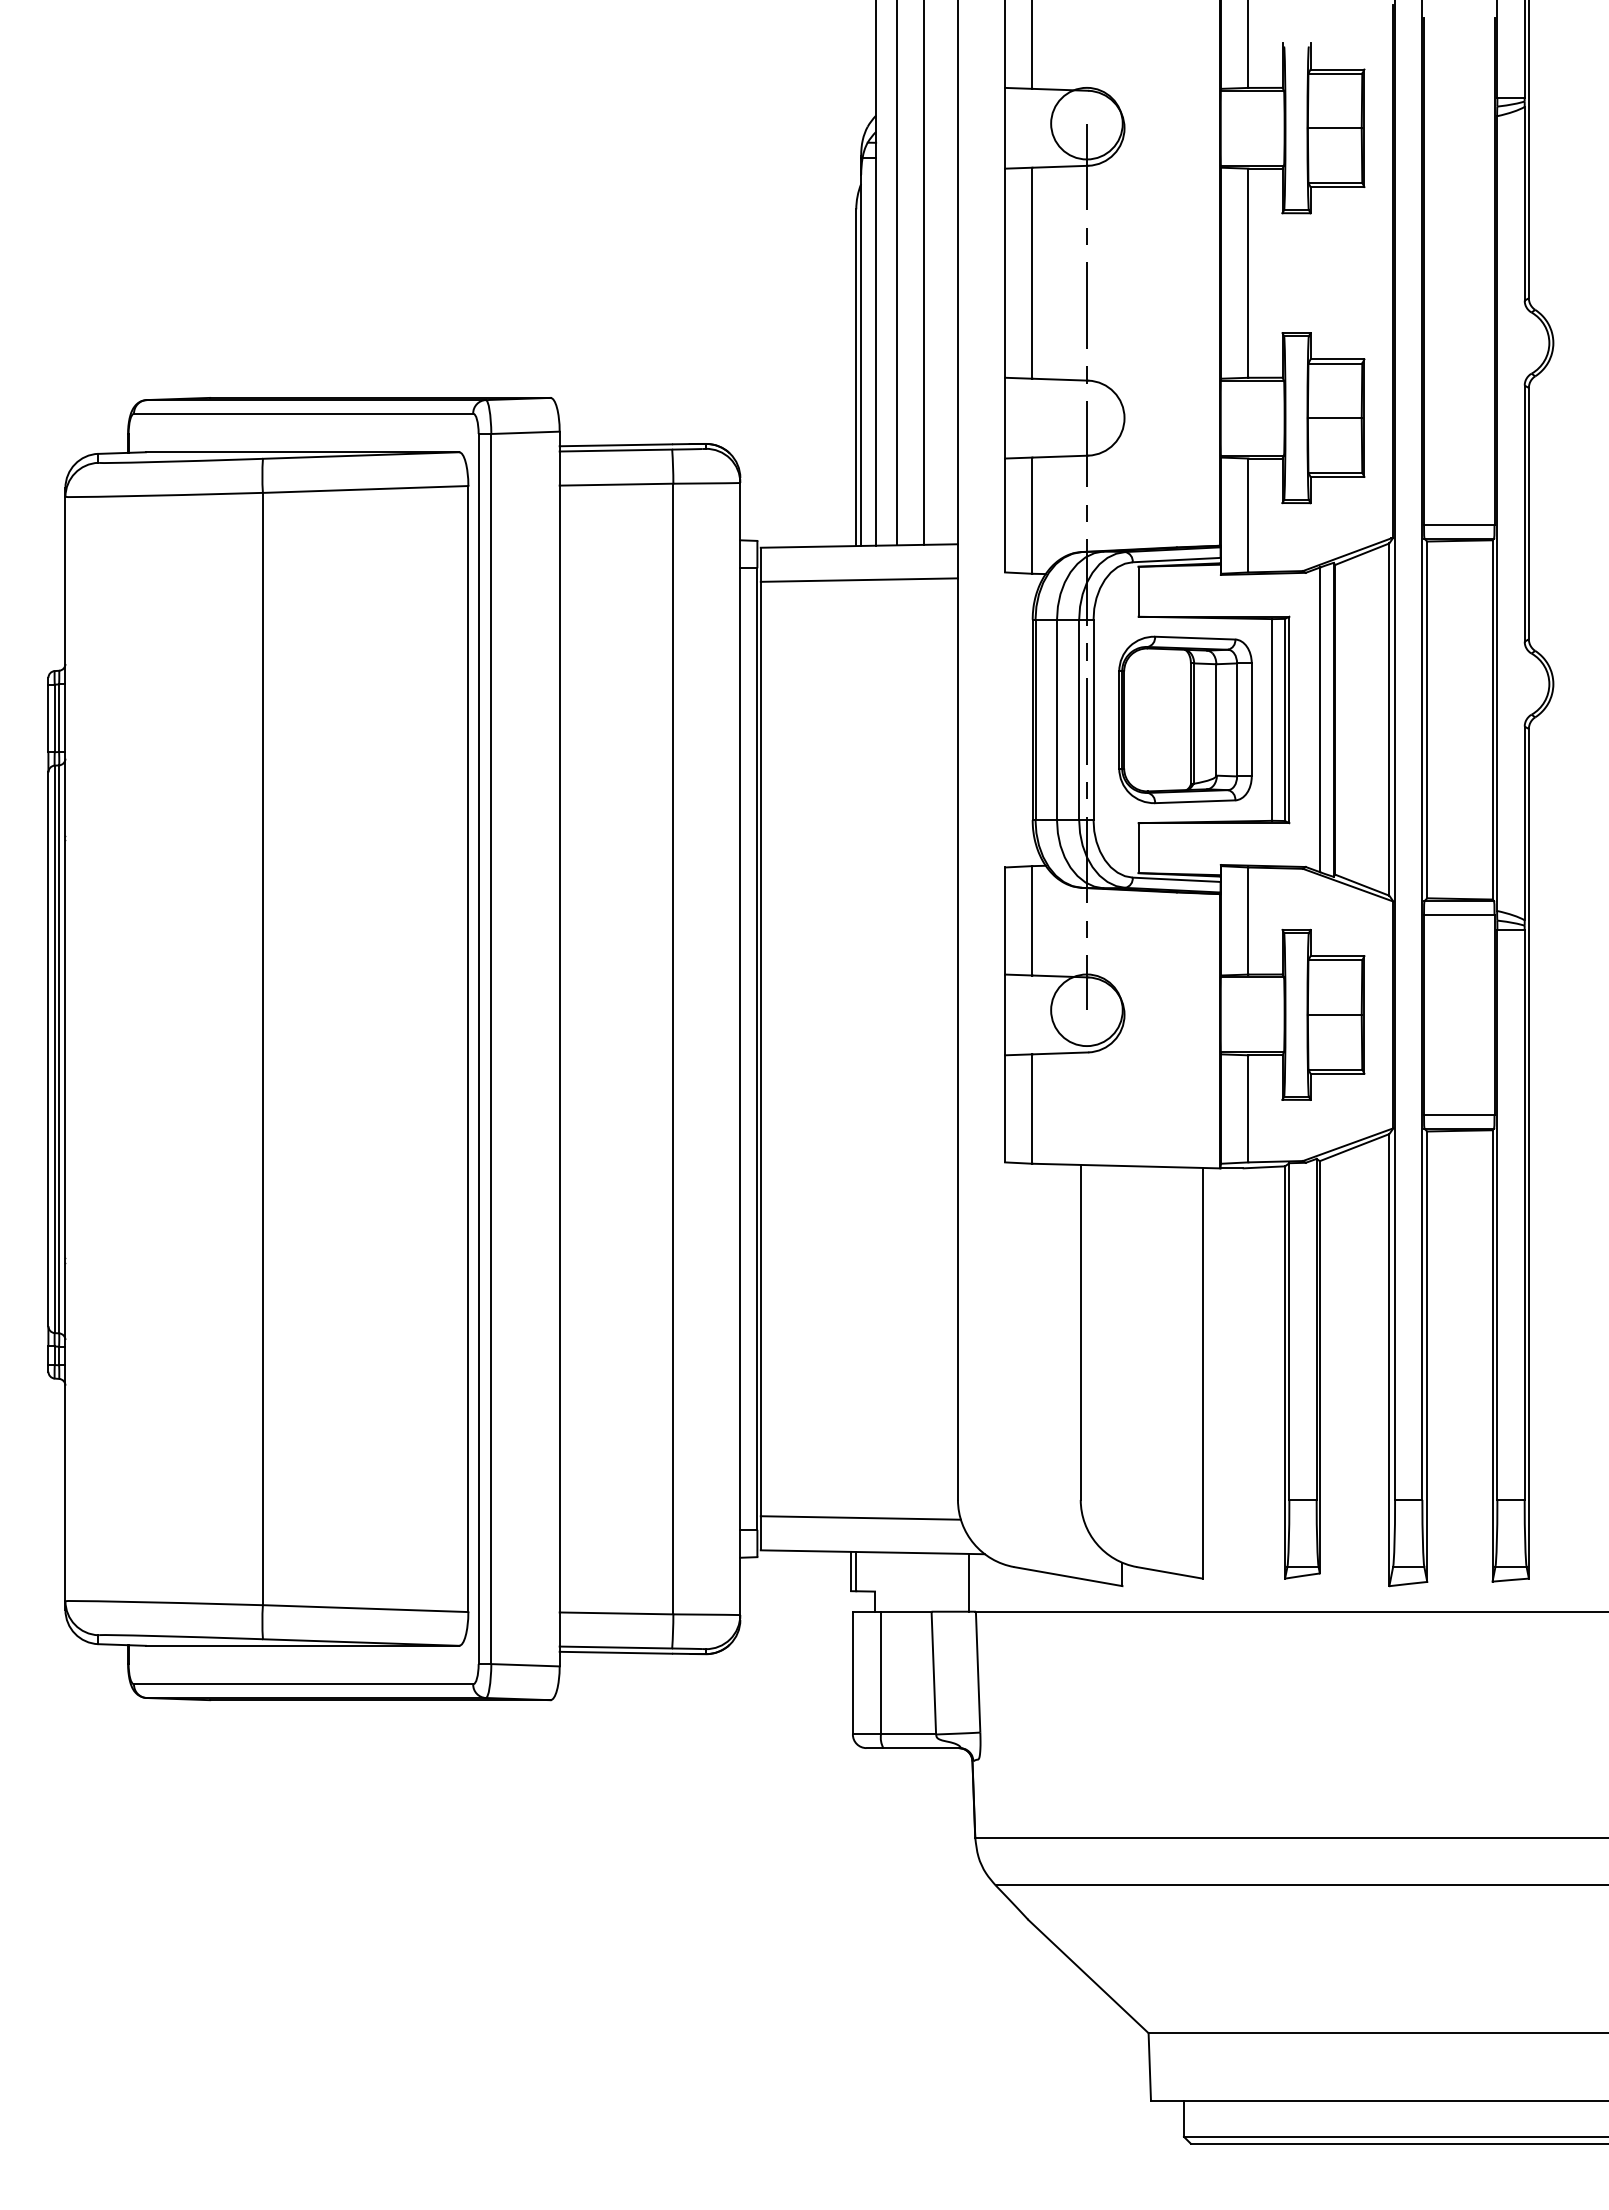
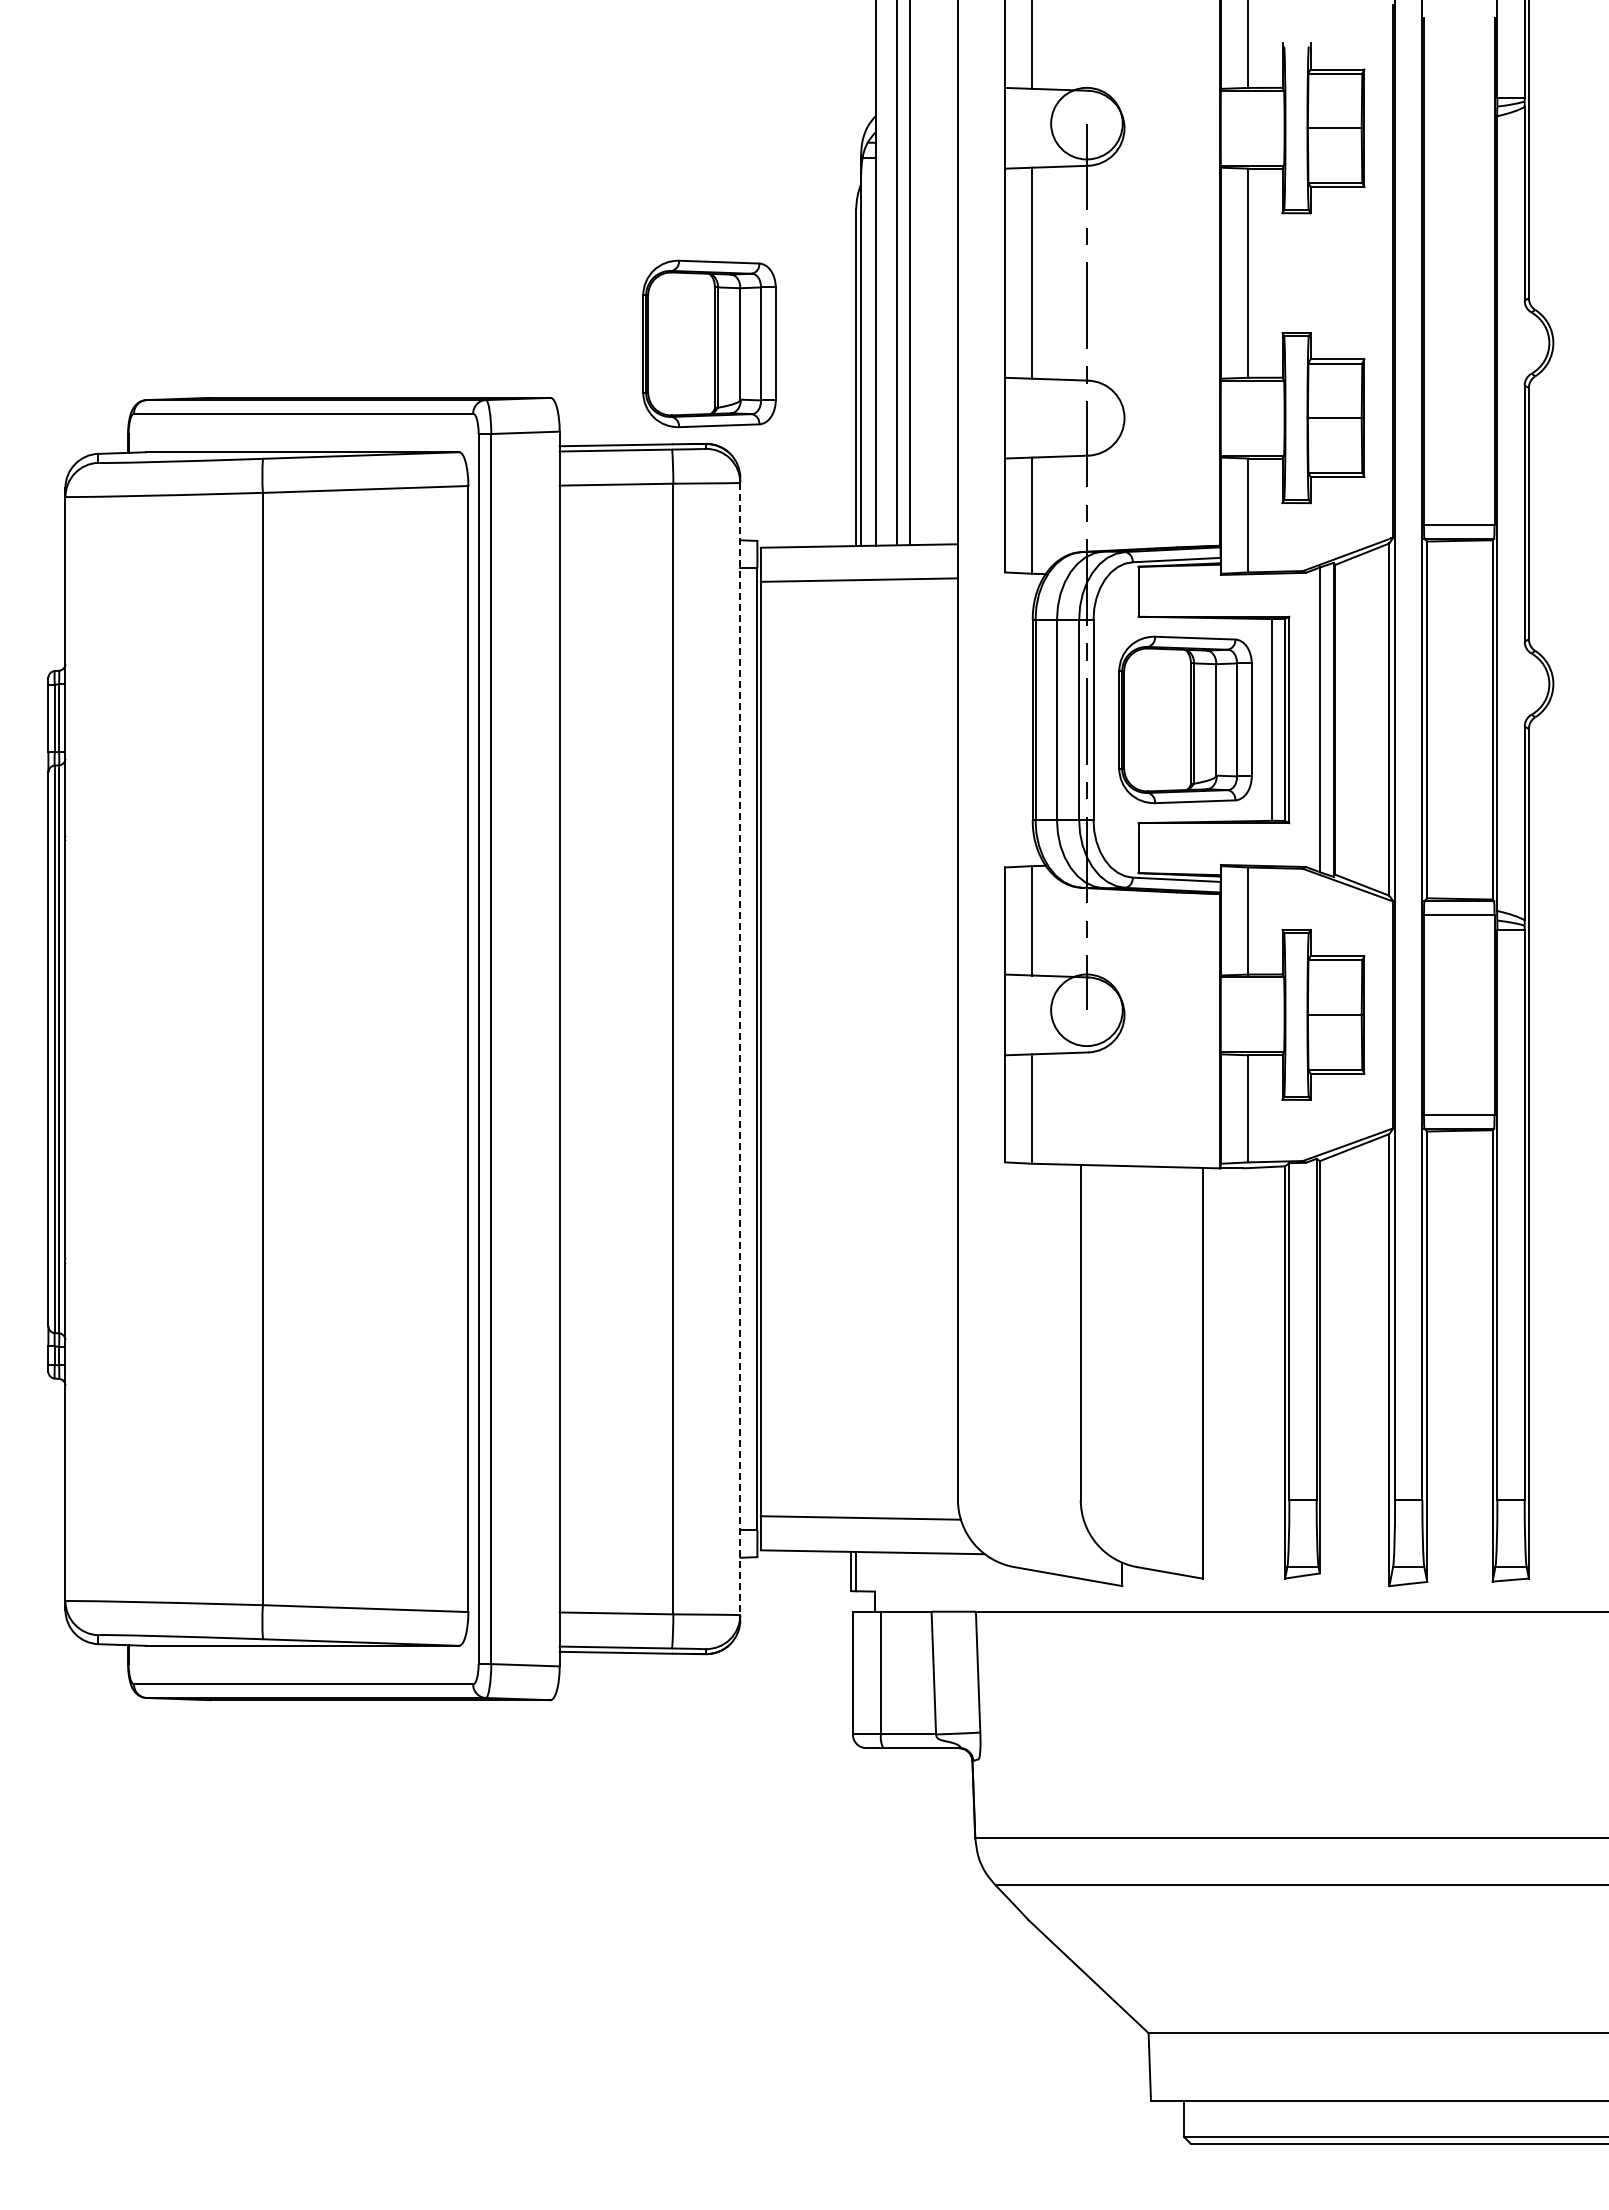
line position: (923, 273) -> (909, 273) (909, 273)
part: none -> present (709, 343)
line: solid -> dashed (740, 1049)
line: present -> none (968, 1582)
